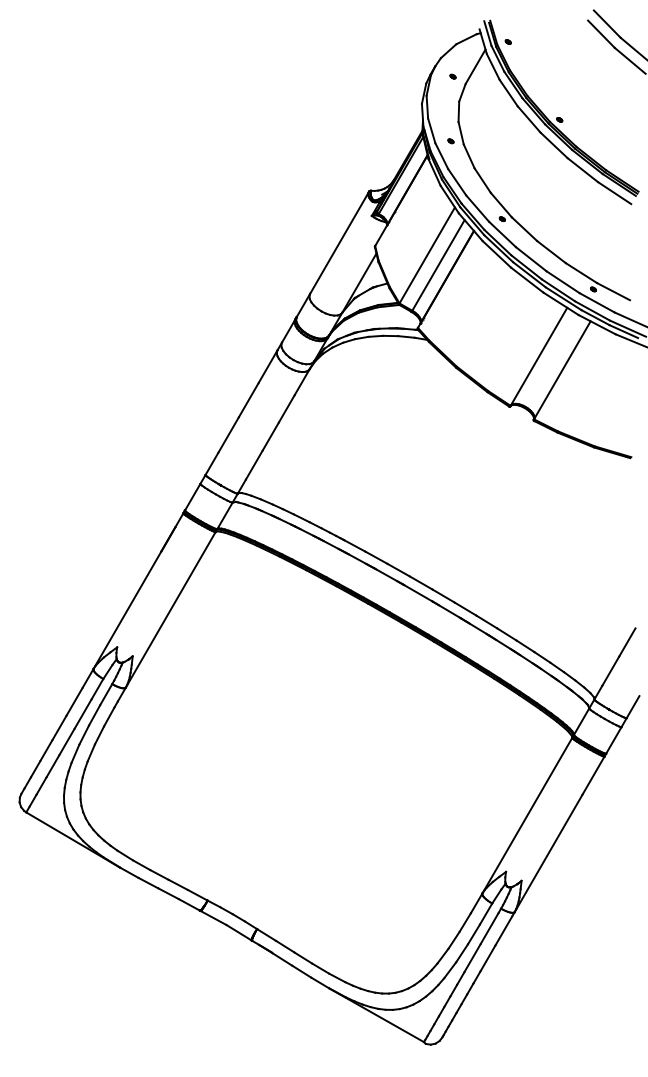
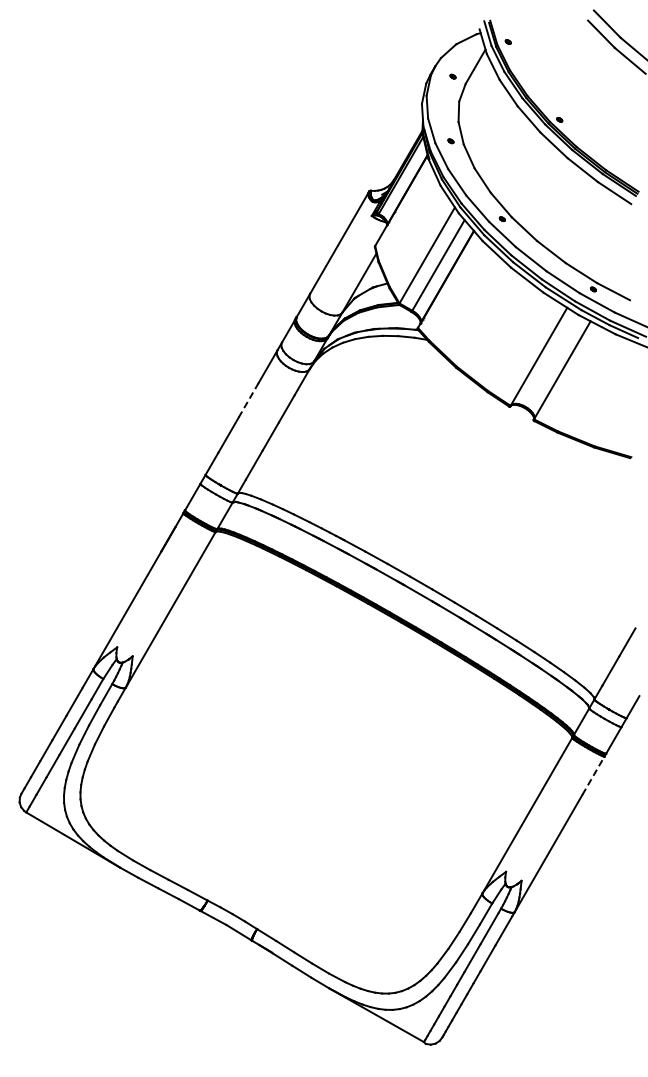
line: solid -> dashed (248, 400)
line: solid -> dashed (593, 775)
